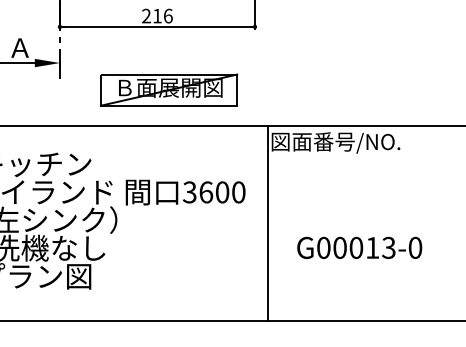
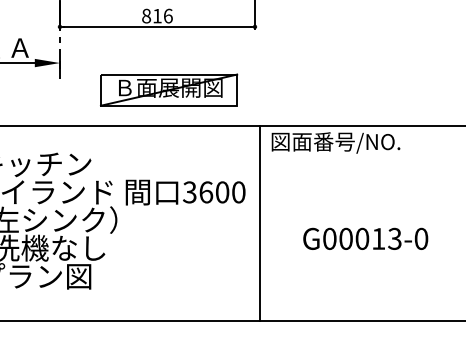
text: 216 -> 816 (146, 15)
line position: (268, 222) -> (260, 222) (260, 222)
text position: (359, 247) -> (365, 238) (365, 238)
